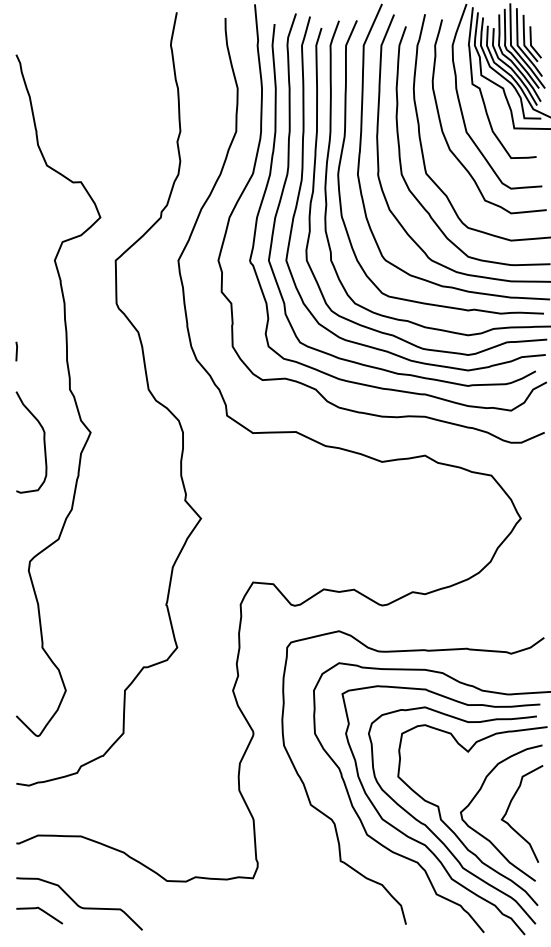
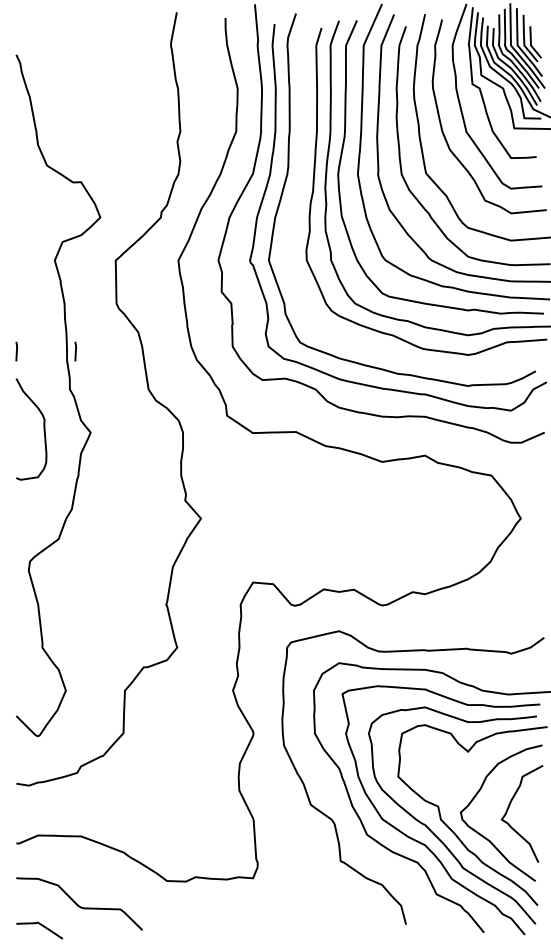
curve: present -> none (302, 182)
line: none -> present (75, 351)
curve position: (43, 442) -> (43, 429) (43, 429)
line position: (42, 911) -> (42, 926) (42, 926)
